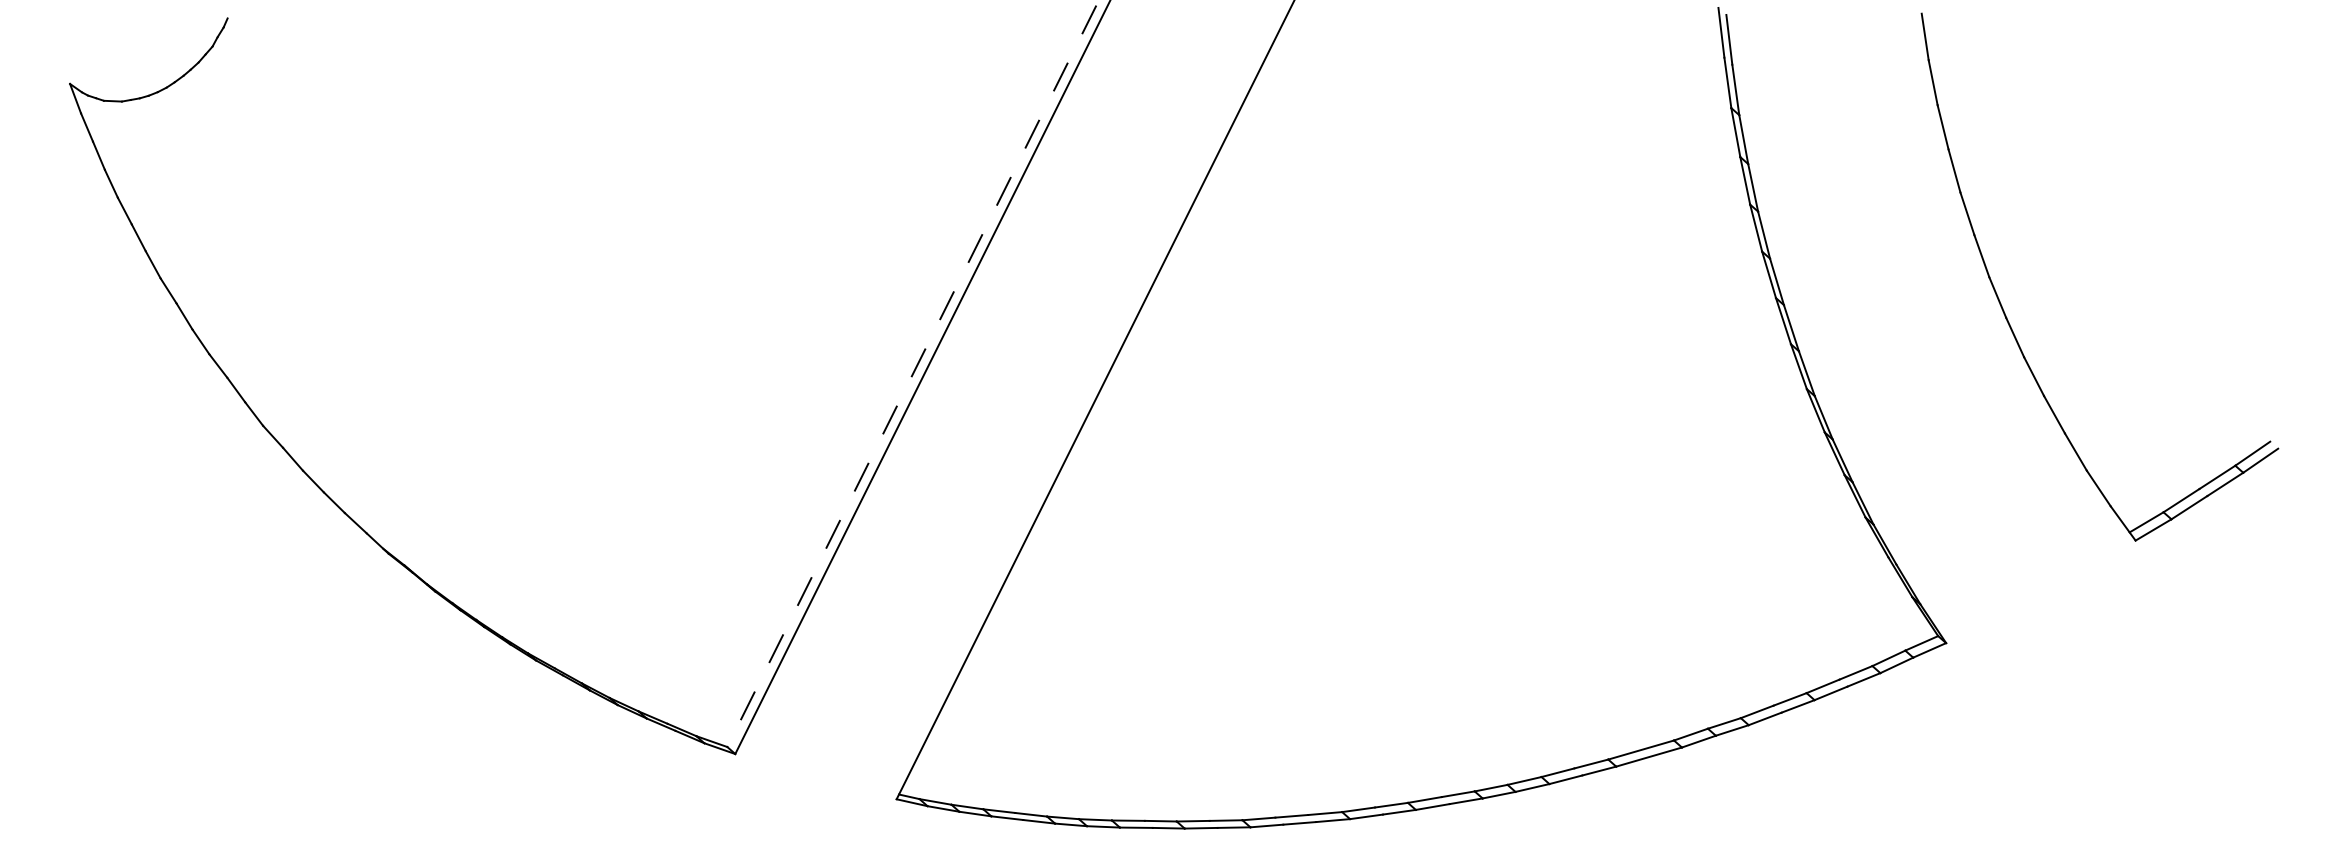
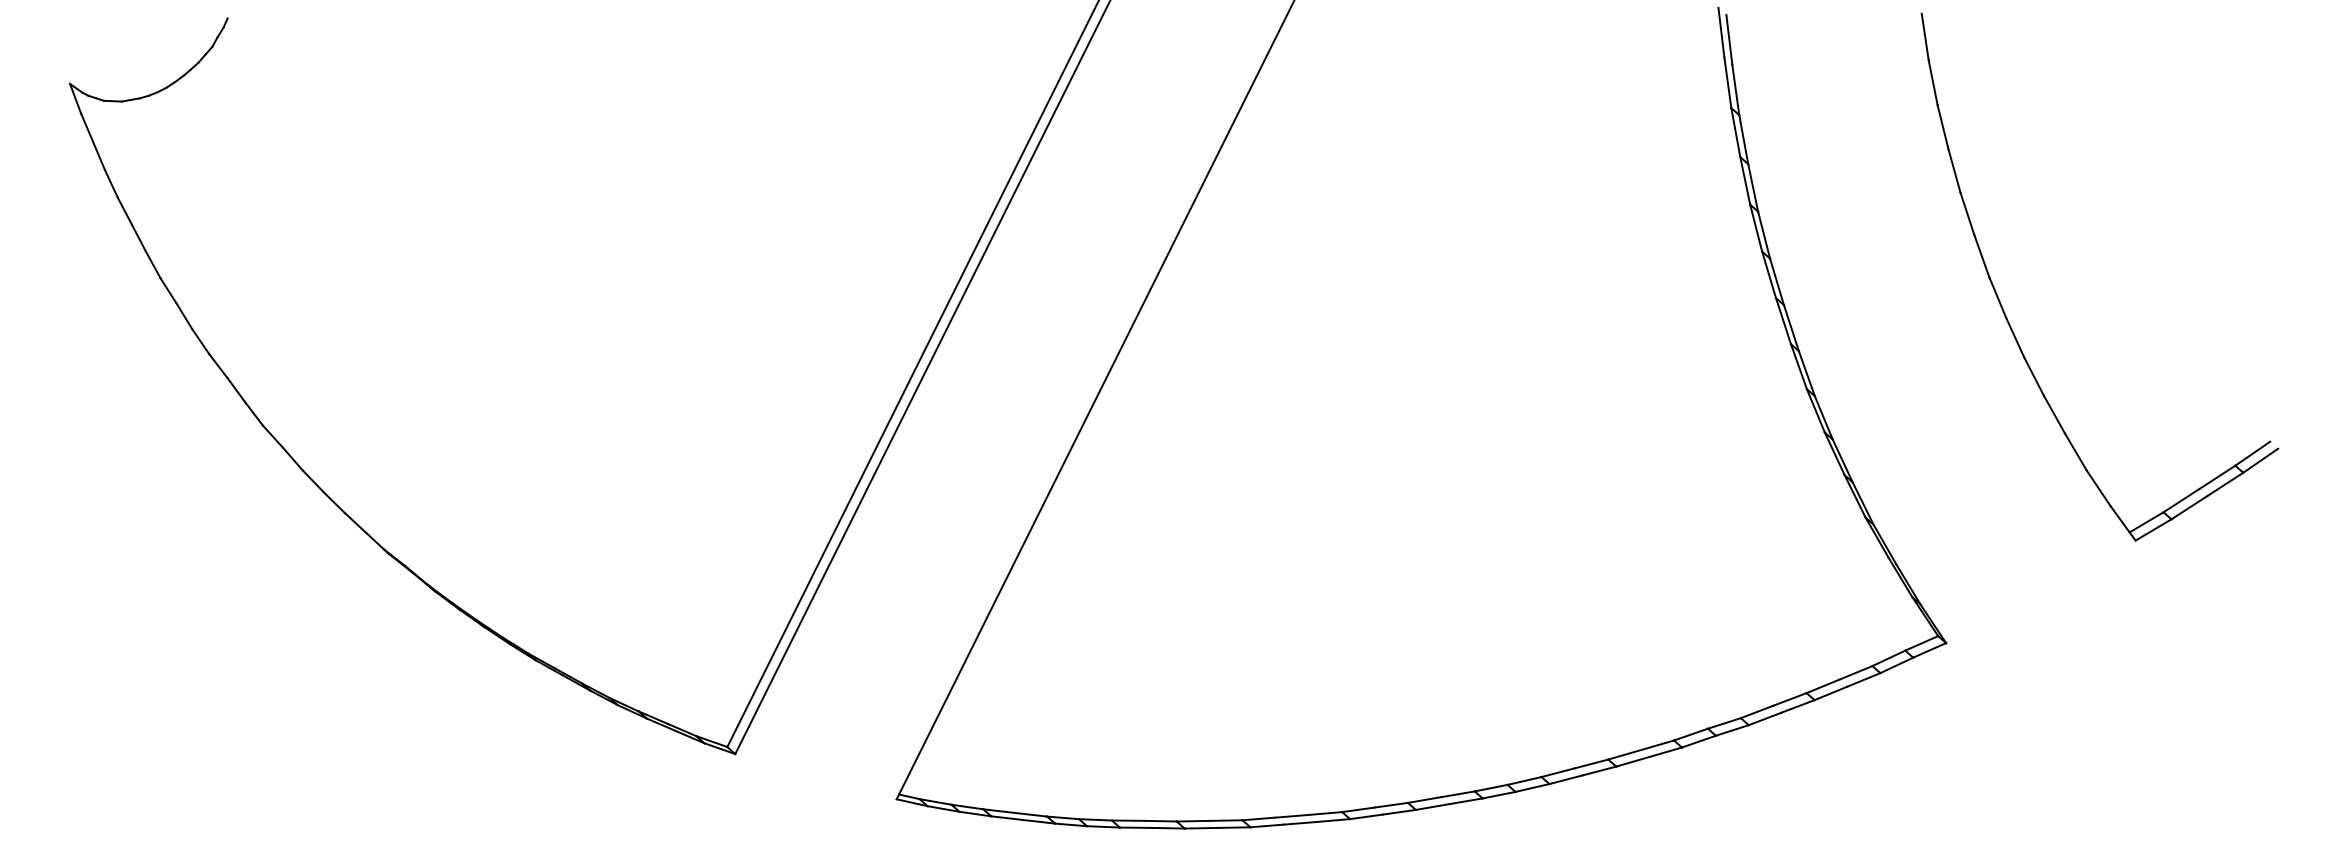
line: dashed -> solid (913, 373)
